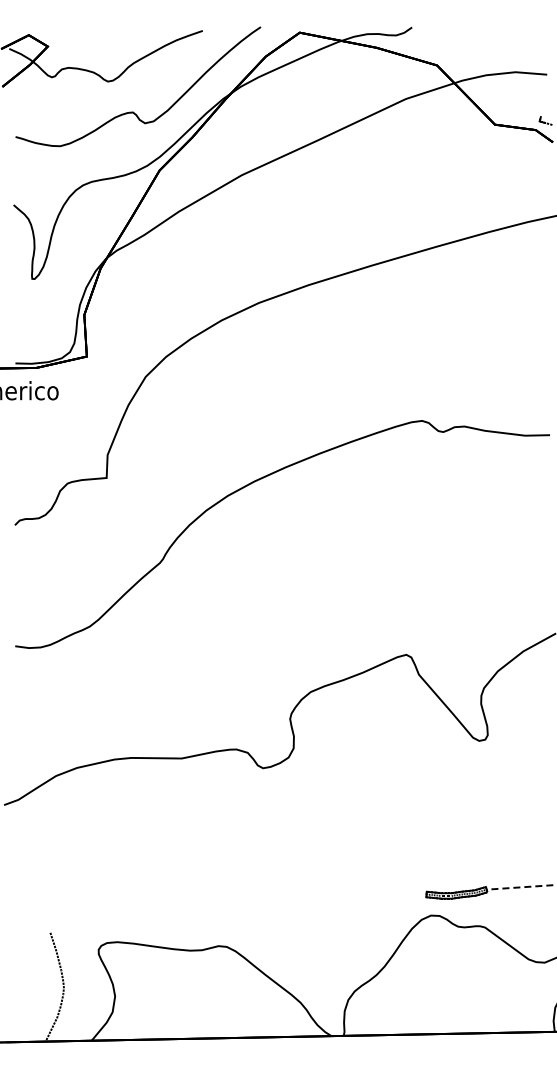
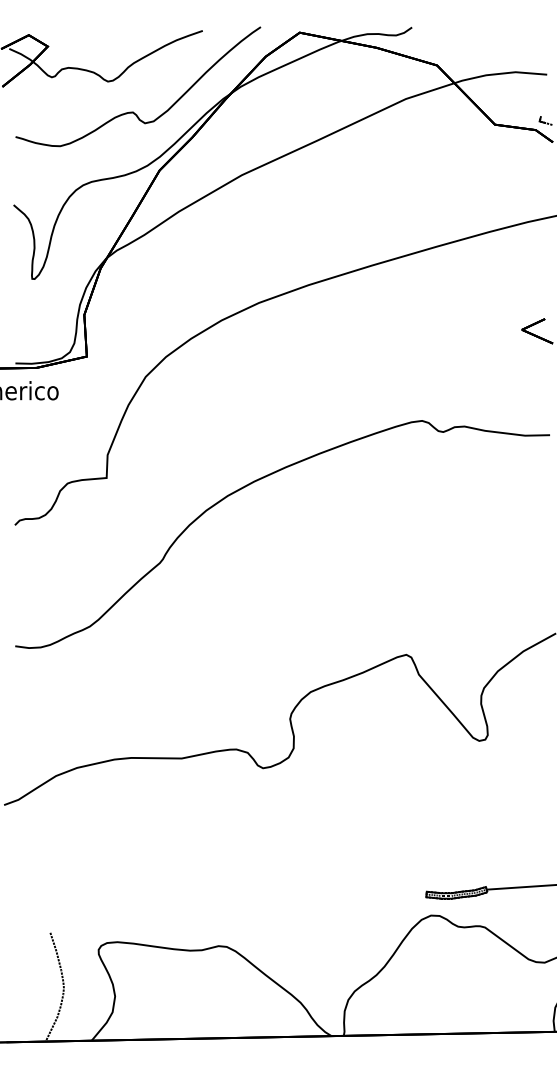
part: none -> present (537, 331)
line: dashed -> solid (521, 887)
